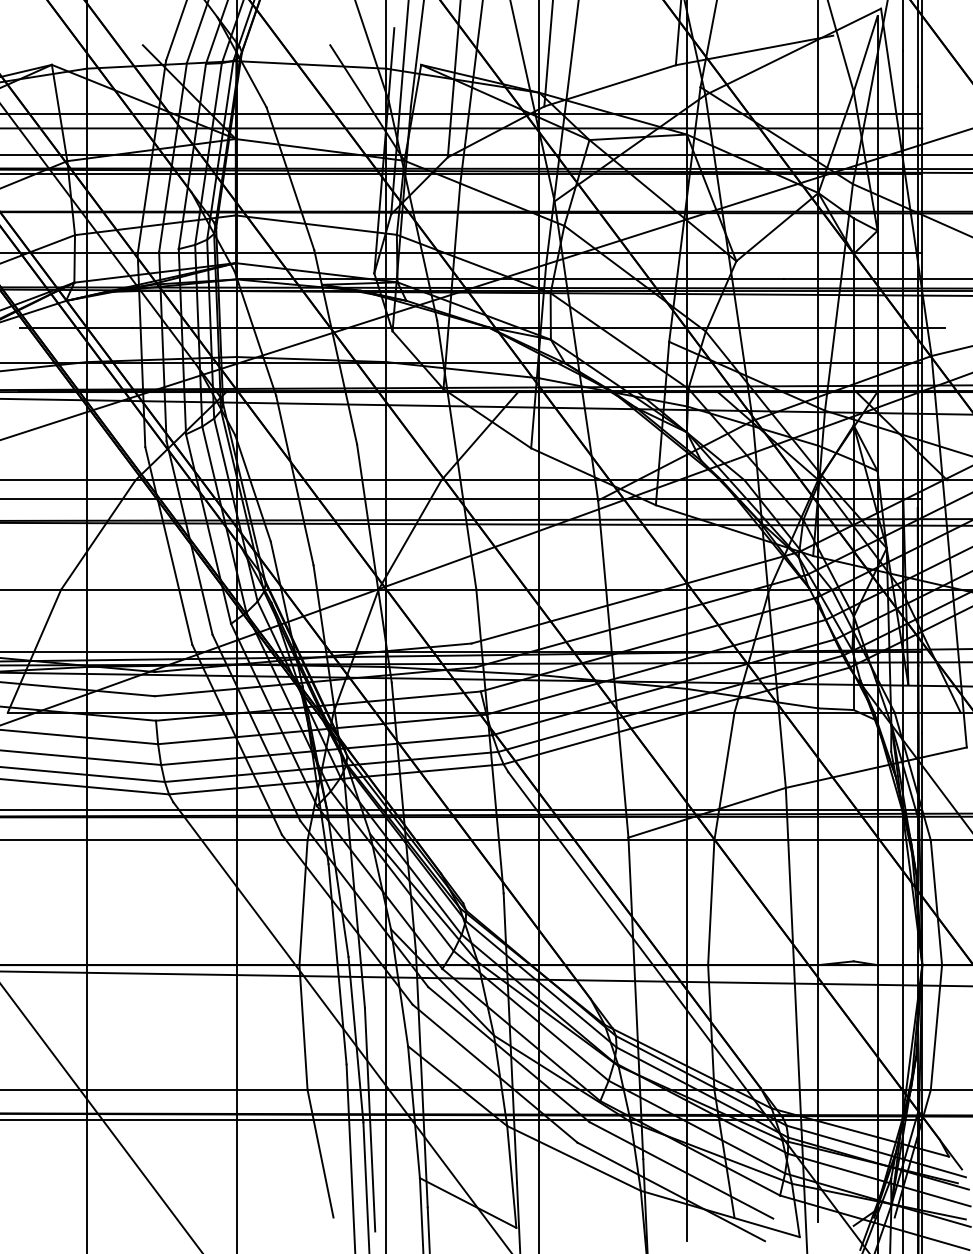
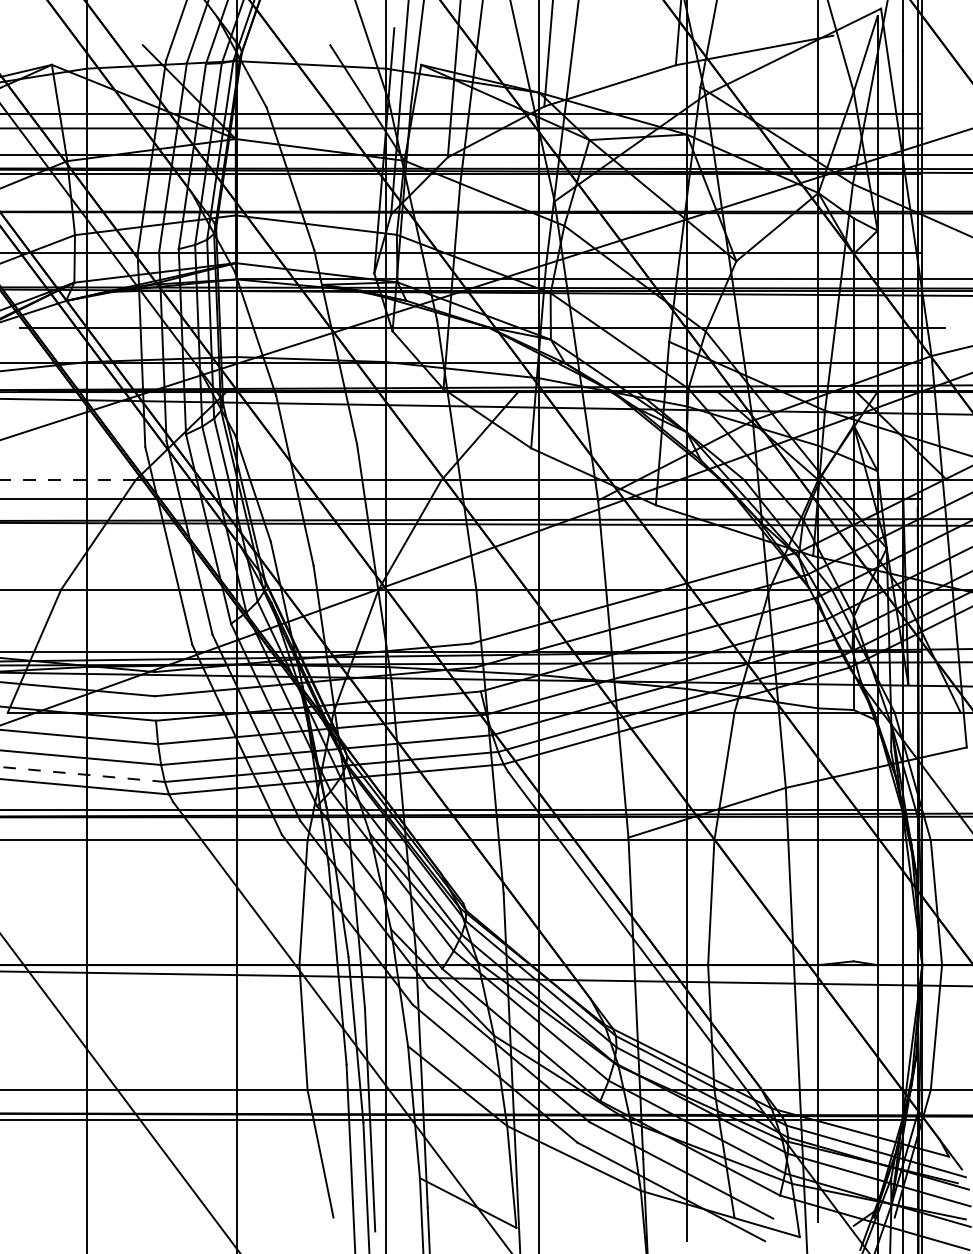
line: solid -> dashed (67, 480)
line: solid -> dashed (82, 774)
line position: (101, 1118) -> (120, 1093) (120, 1093)
